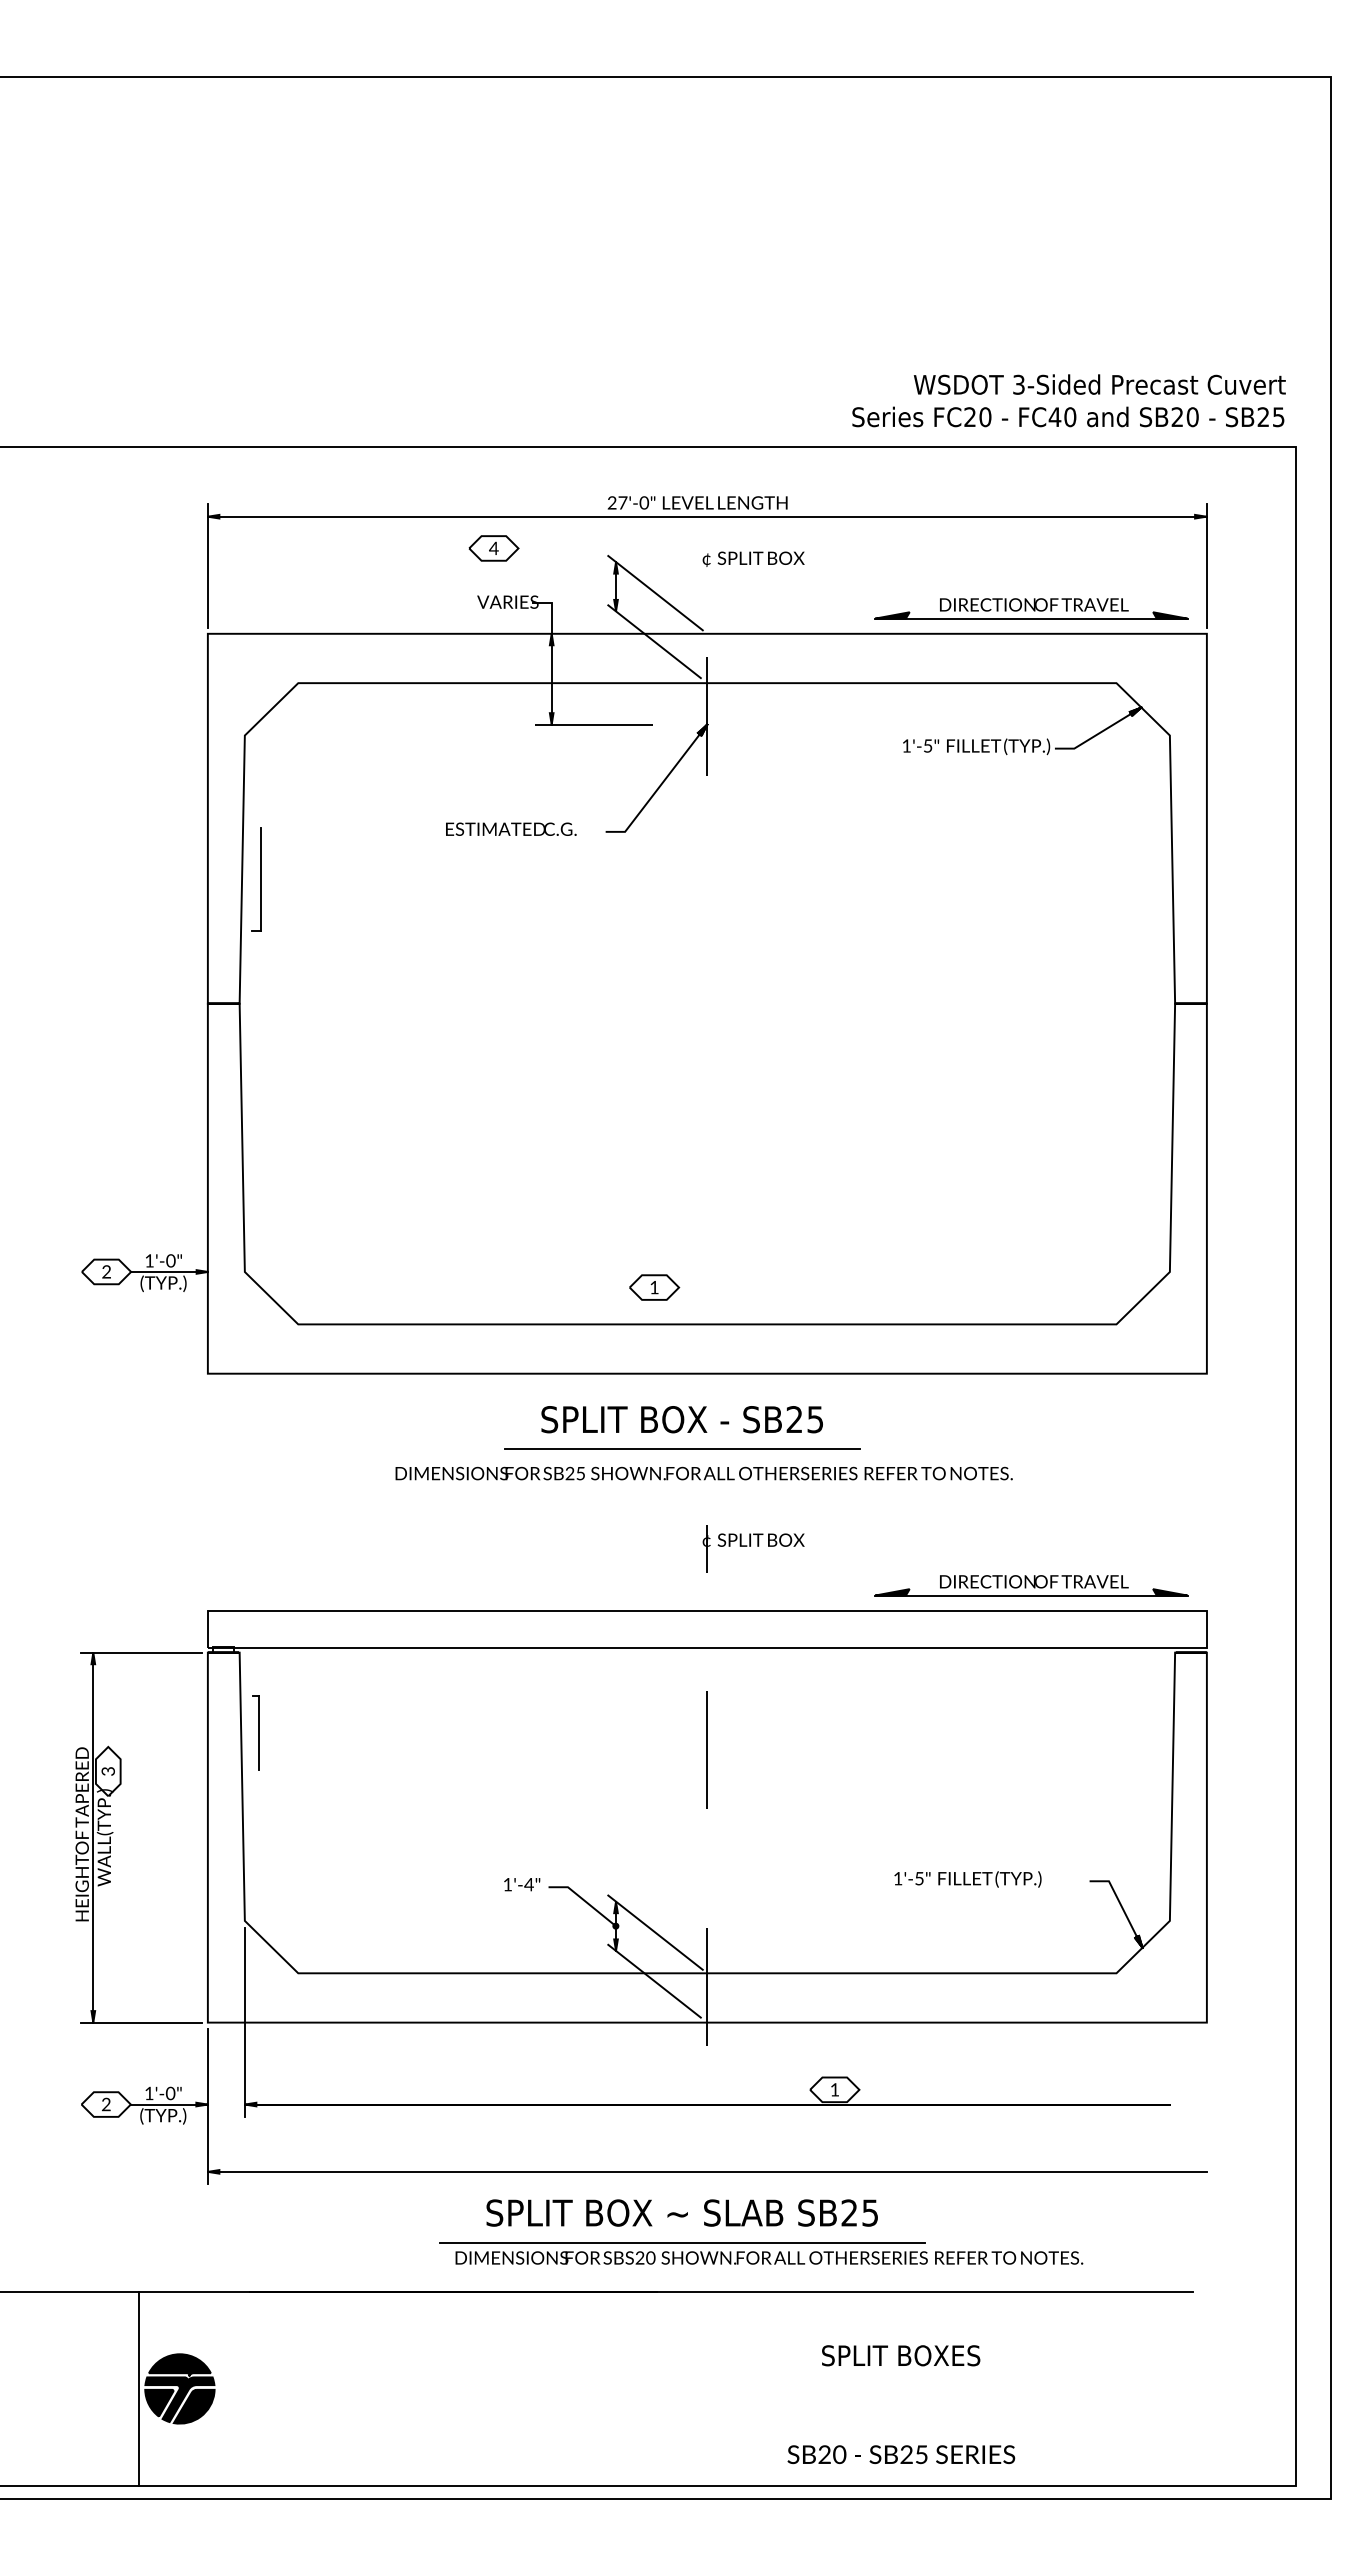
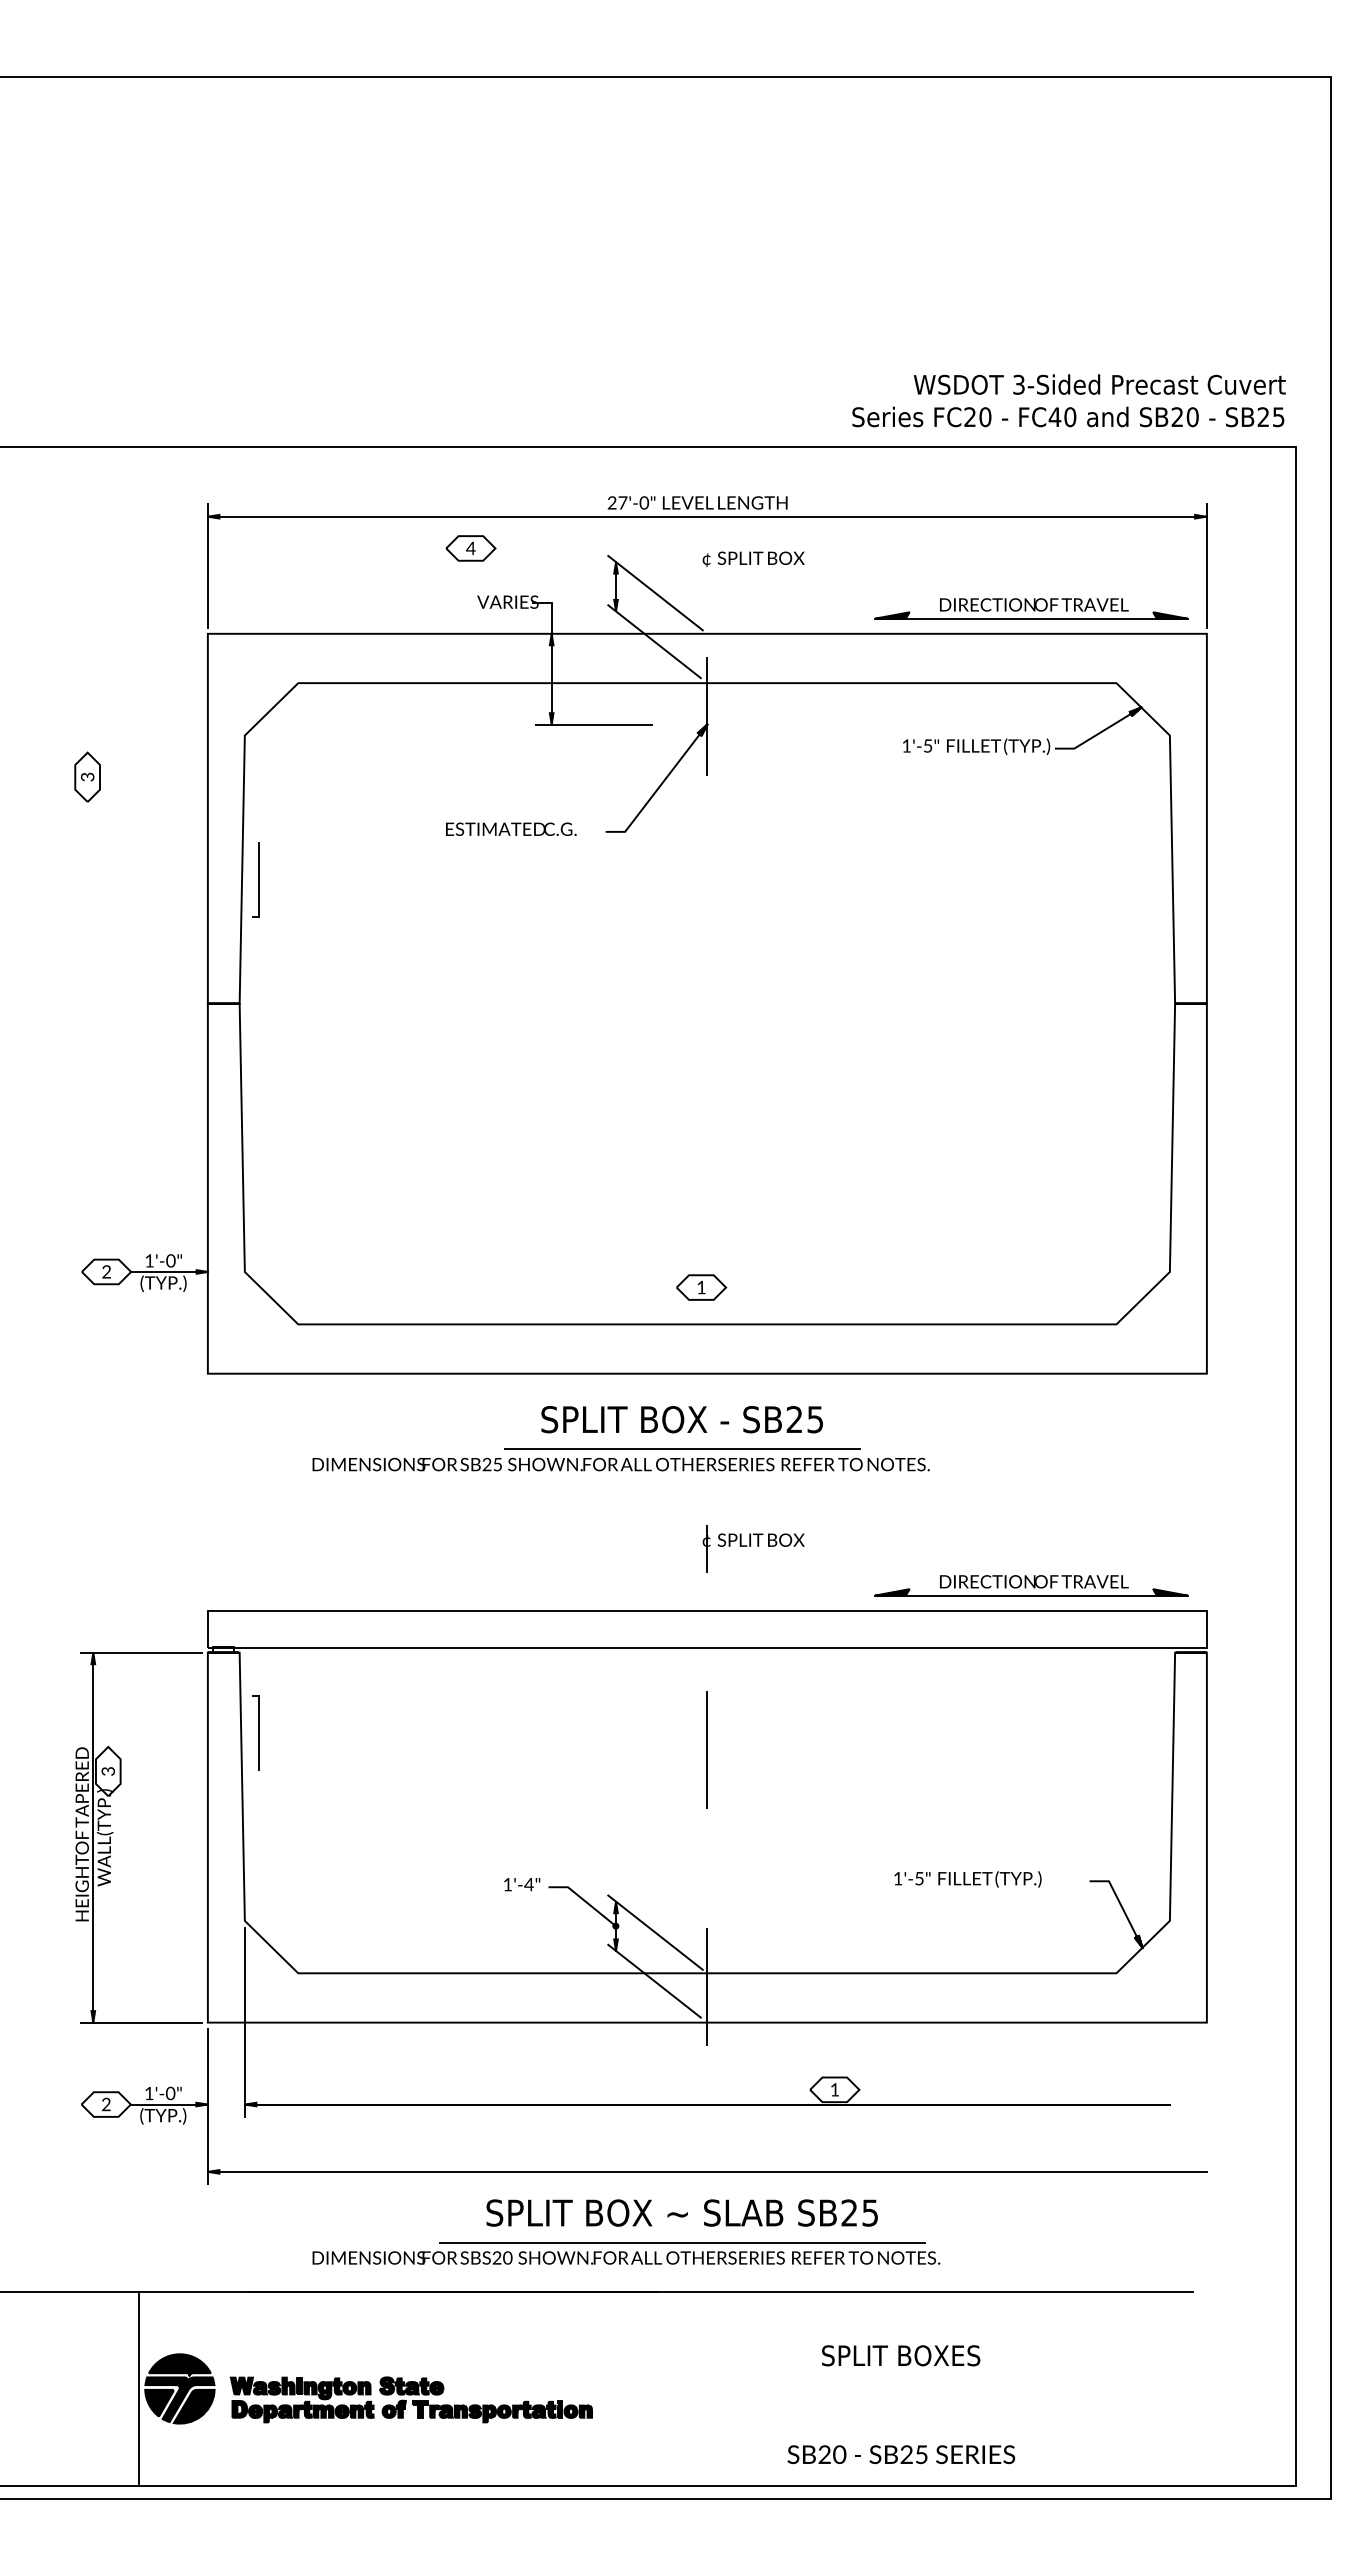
part position: (493, 548) -> (470, 548) (470, 548)
part: none -> present (87, 776)
part size: 11x105 px -> 8x76 px (255, 879)
part position: (654, 1287) -> (701, 1287) (701, 1287)
text position: (703, 1473) -> (620, 1464) (620, 1464)
text position: (769, 2257) -> (626, 2257) (626, 2257)
part: none -> present (411, 2399)
